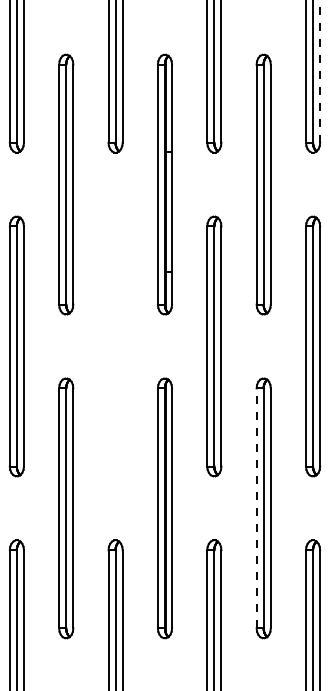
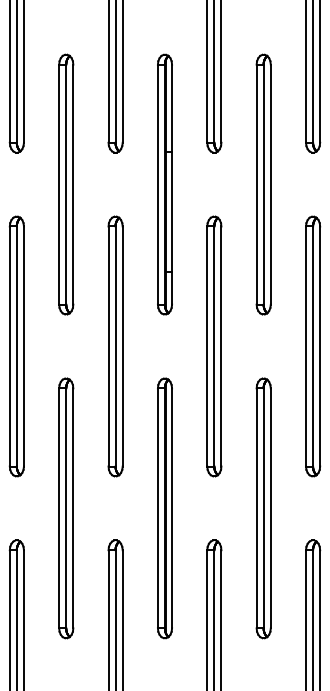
line: dashed -> solid (320, 71)
part: none -> present (115, 346)
line: dashed -> solid (256, 507)
